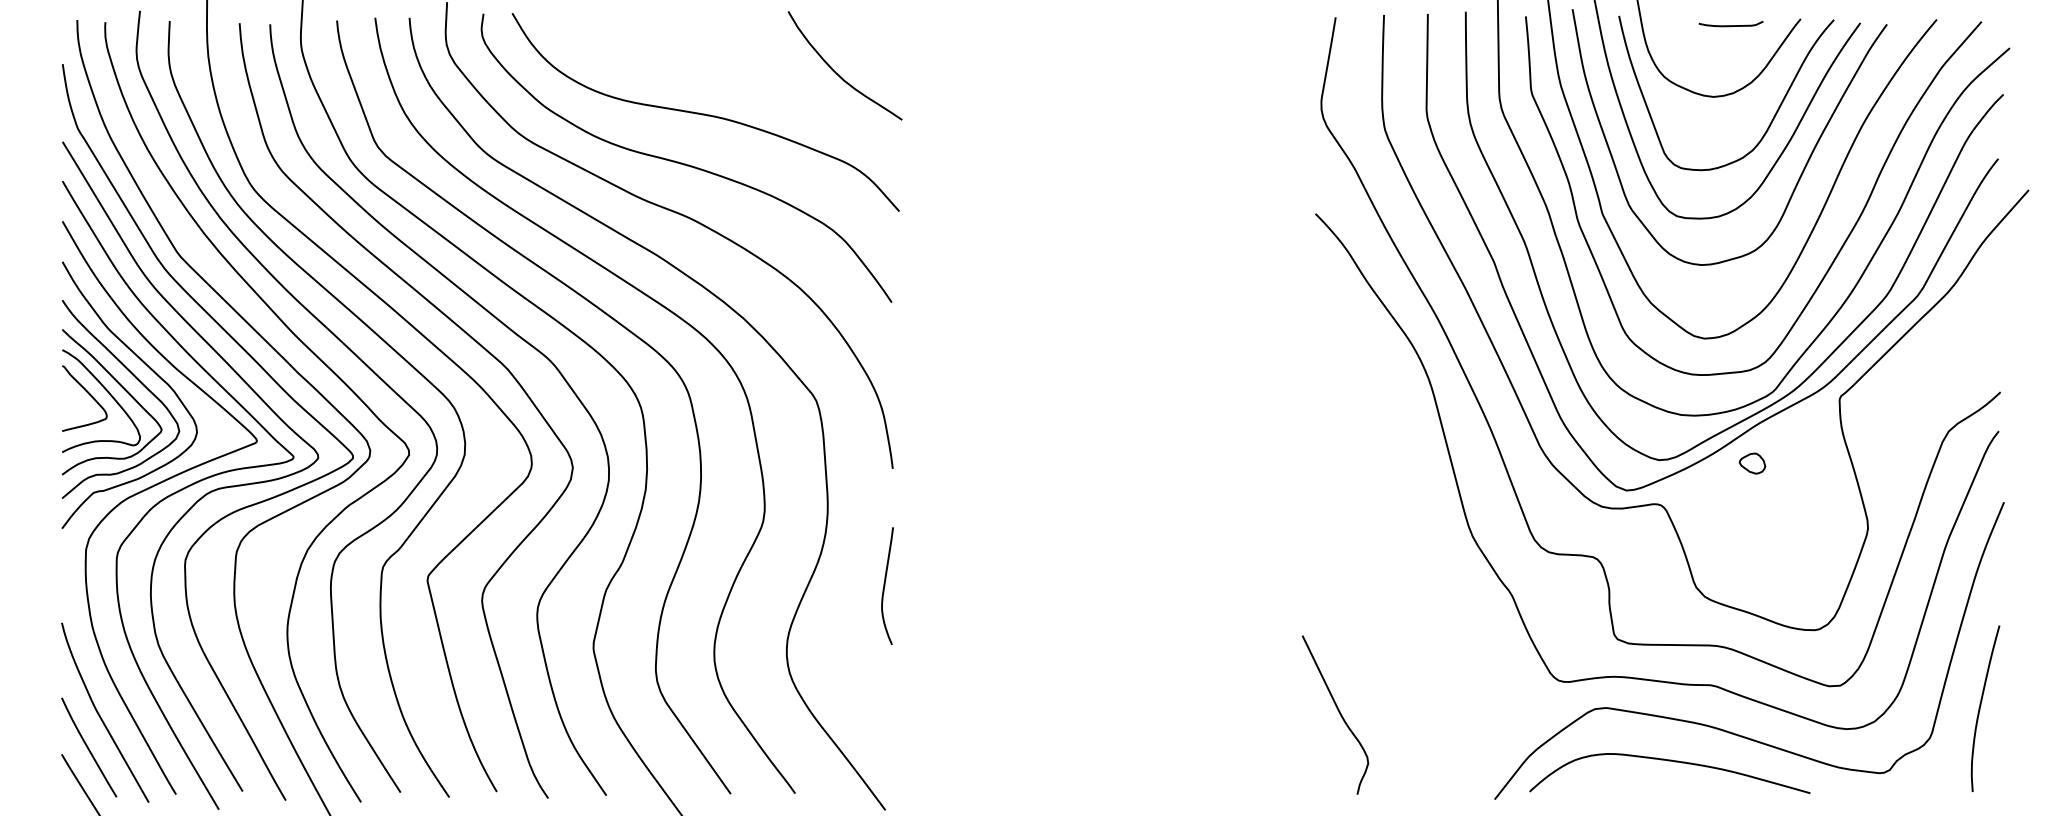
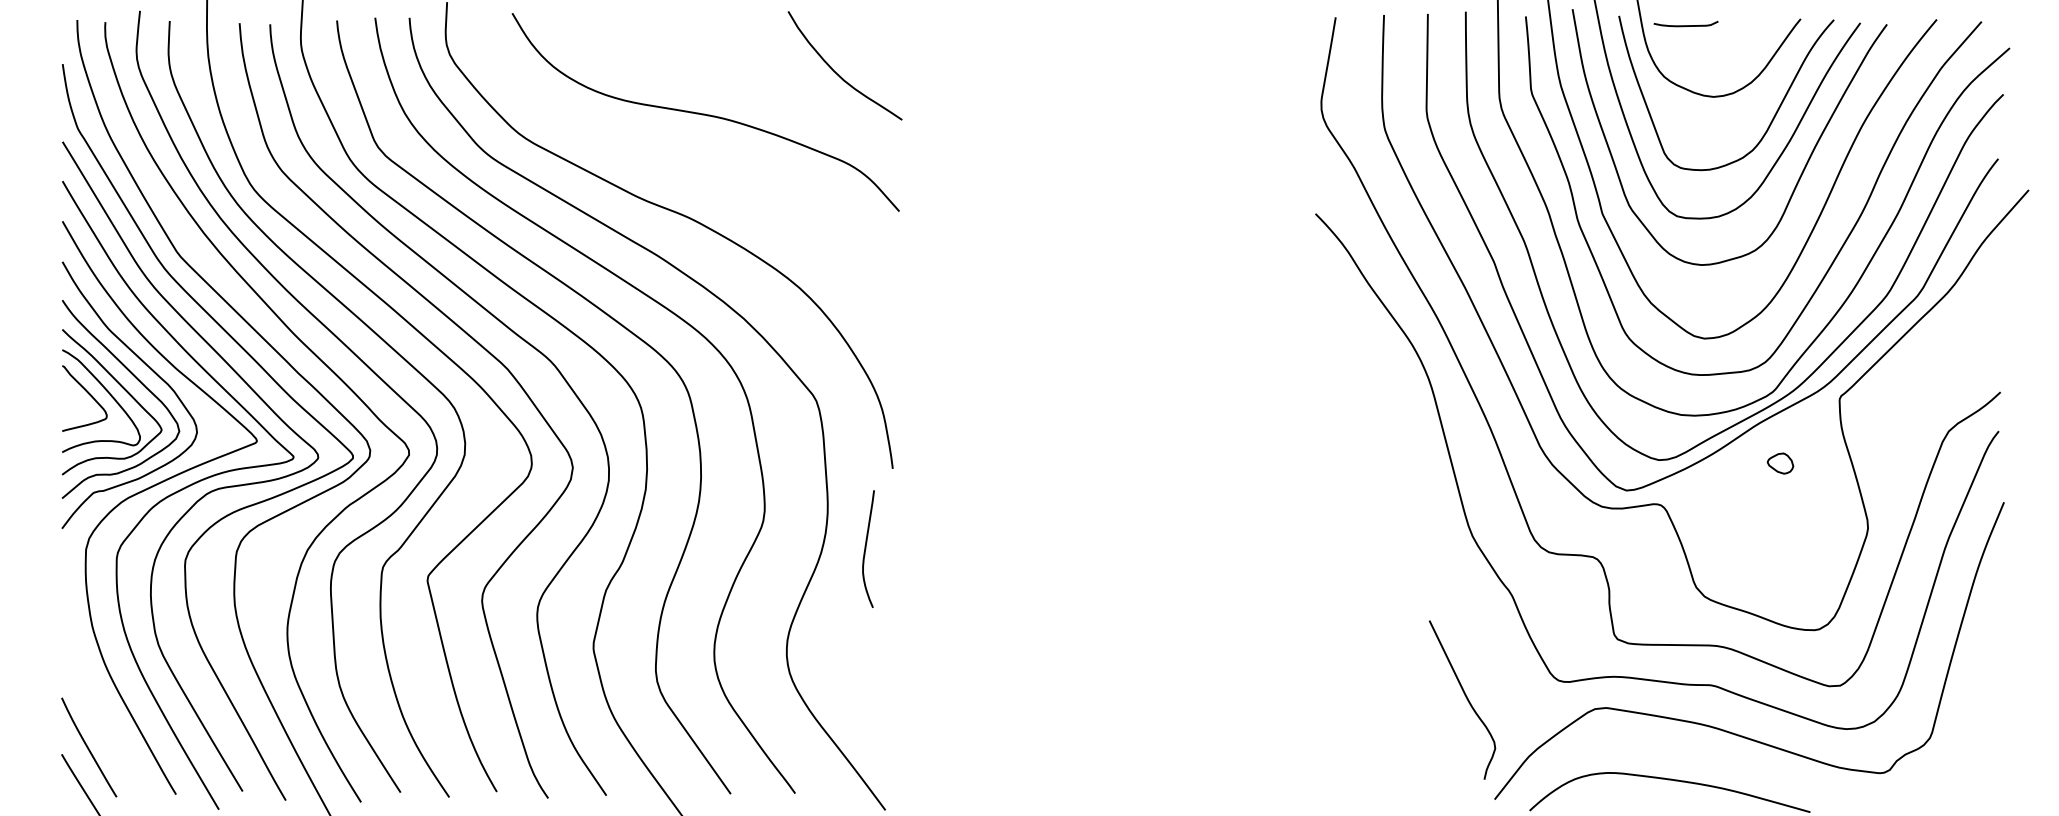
curve position: (1730, 25) -> (1685, 25) (1685, 25)
curve: present -> none (685, 163)
part position: (1752, 463) -> (1780, 463) (1780, 463)
curve position: (885, 585) -> (866, 548) (866, 548)
curve: present -> none (1981, 705)
curve position: (1338, 712) -> (1465, 697) (1465, 697)
curve: present -> none (100, 715)
curve position: (1669, 761) -> (1669, 780) (1669, 780)
